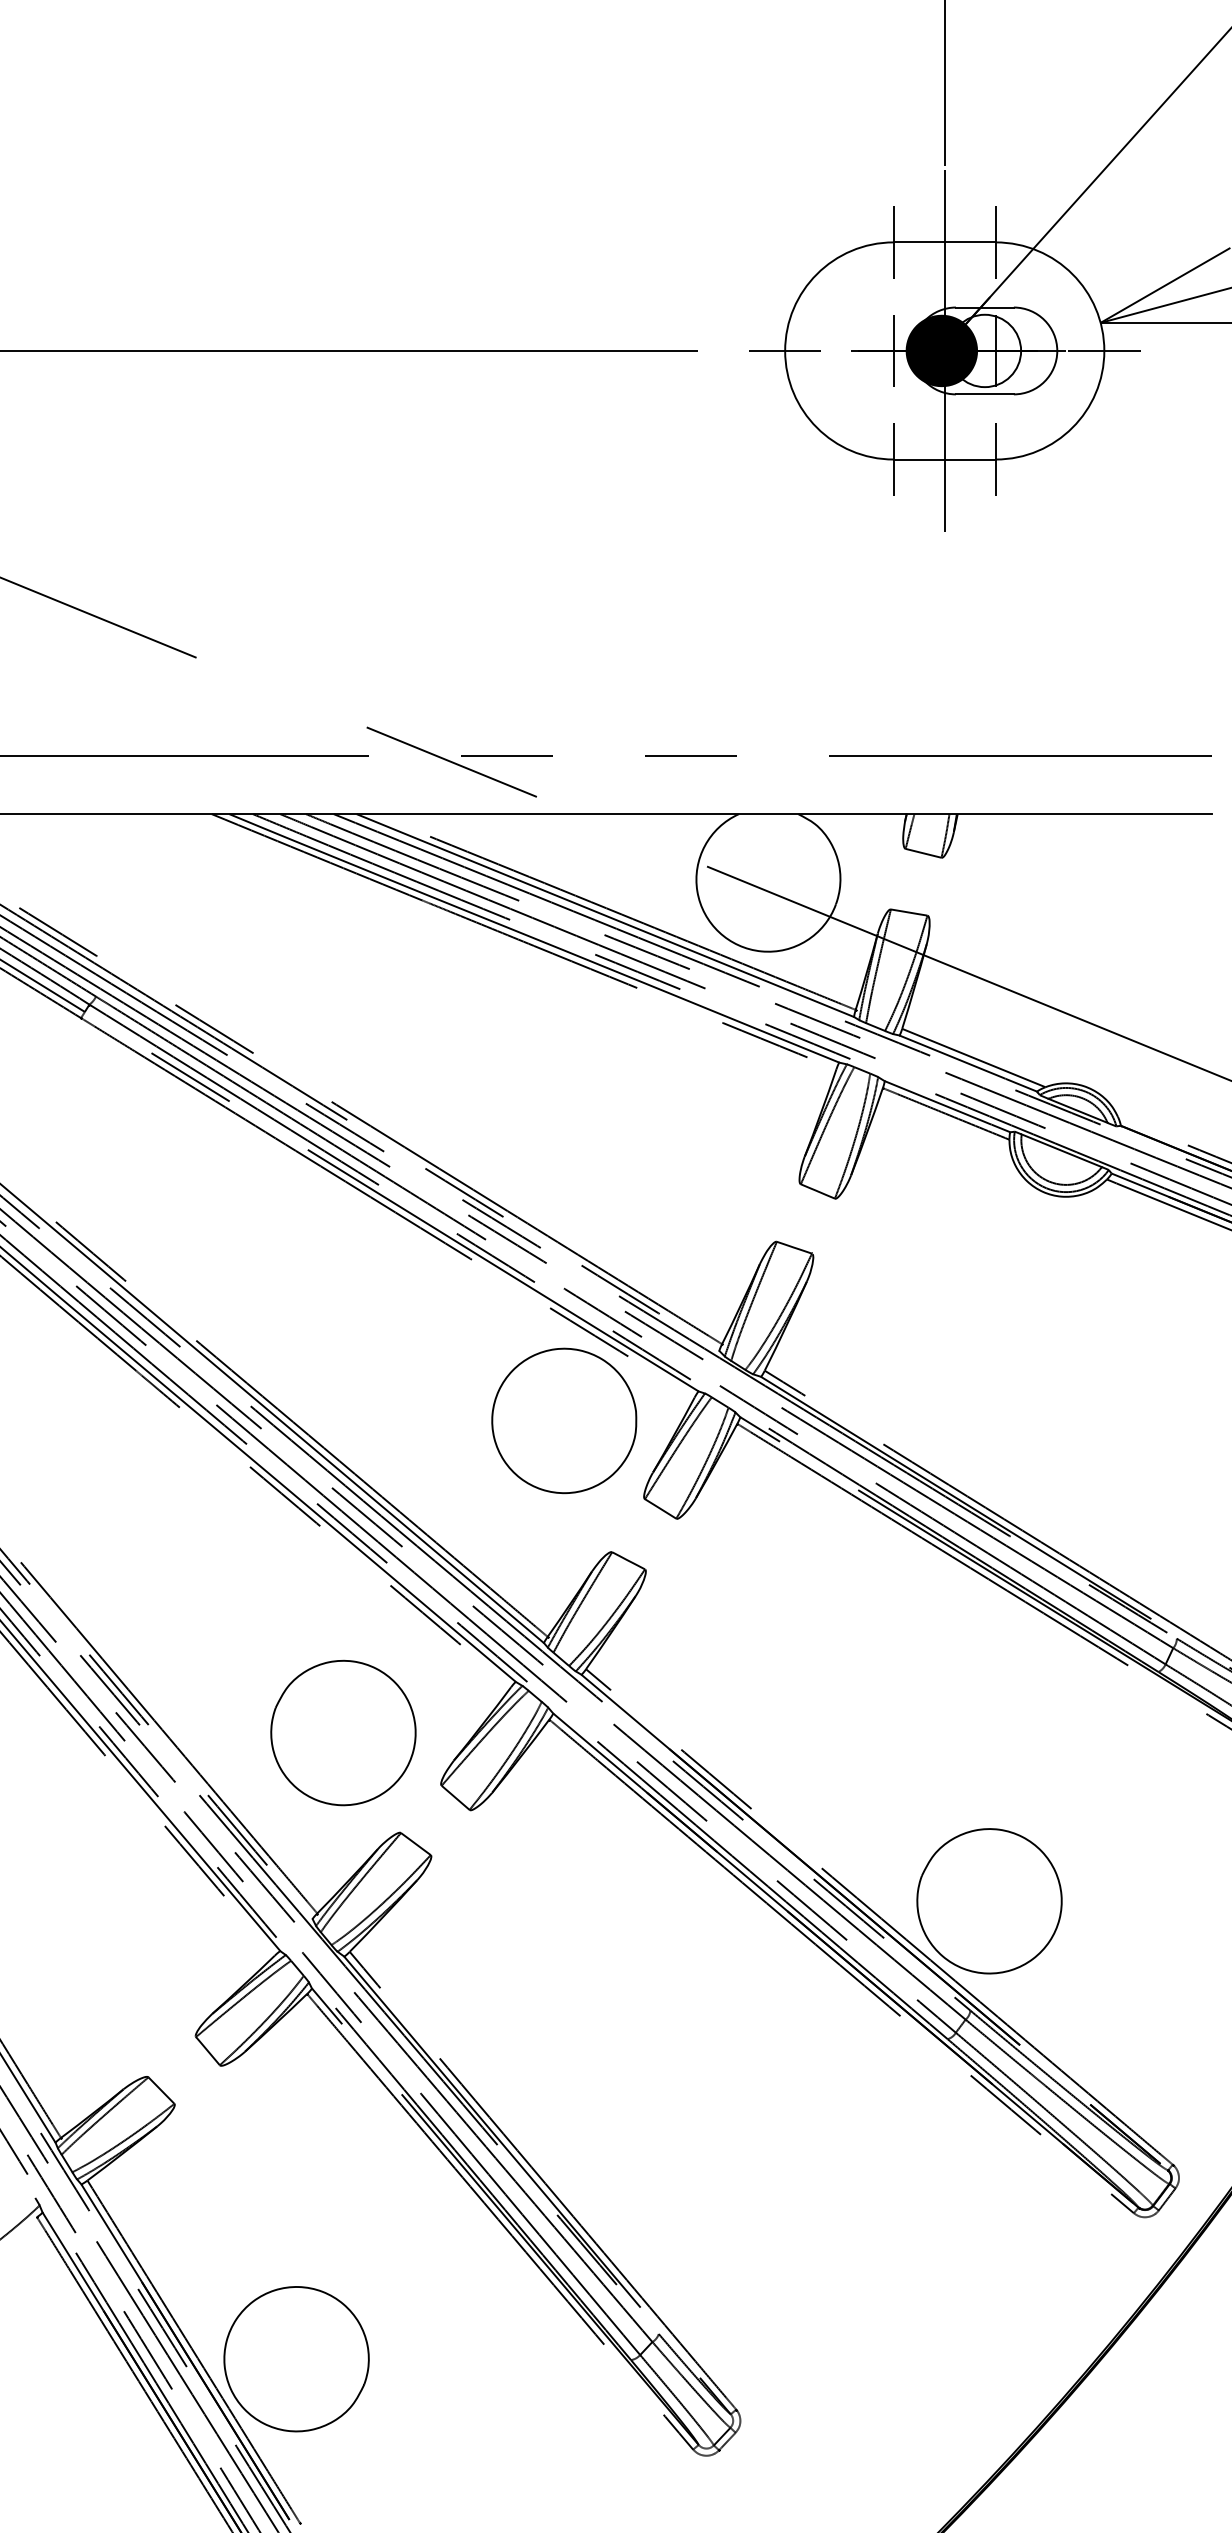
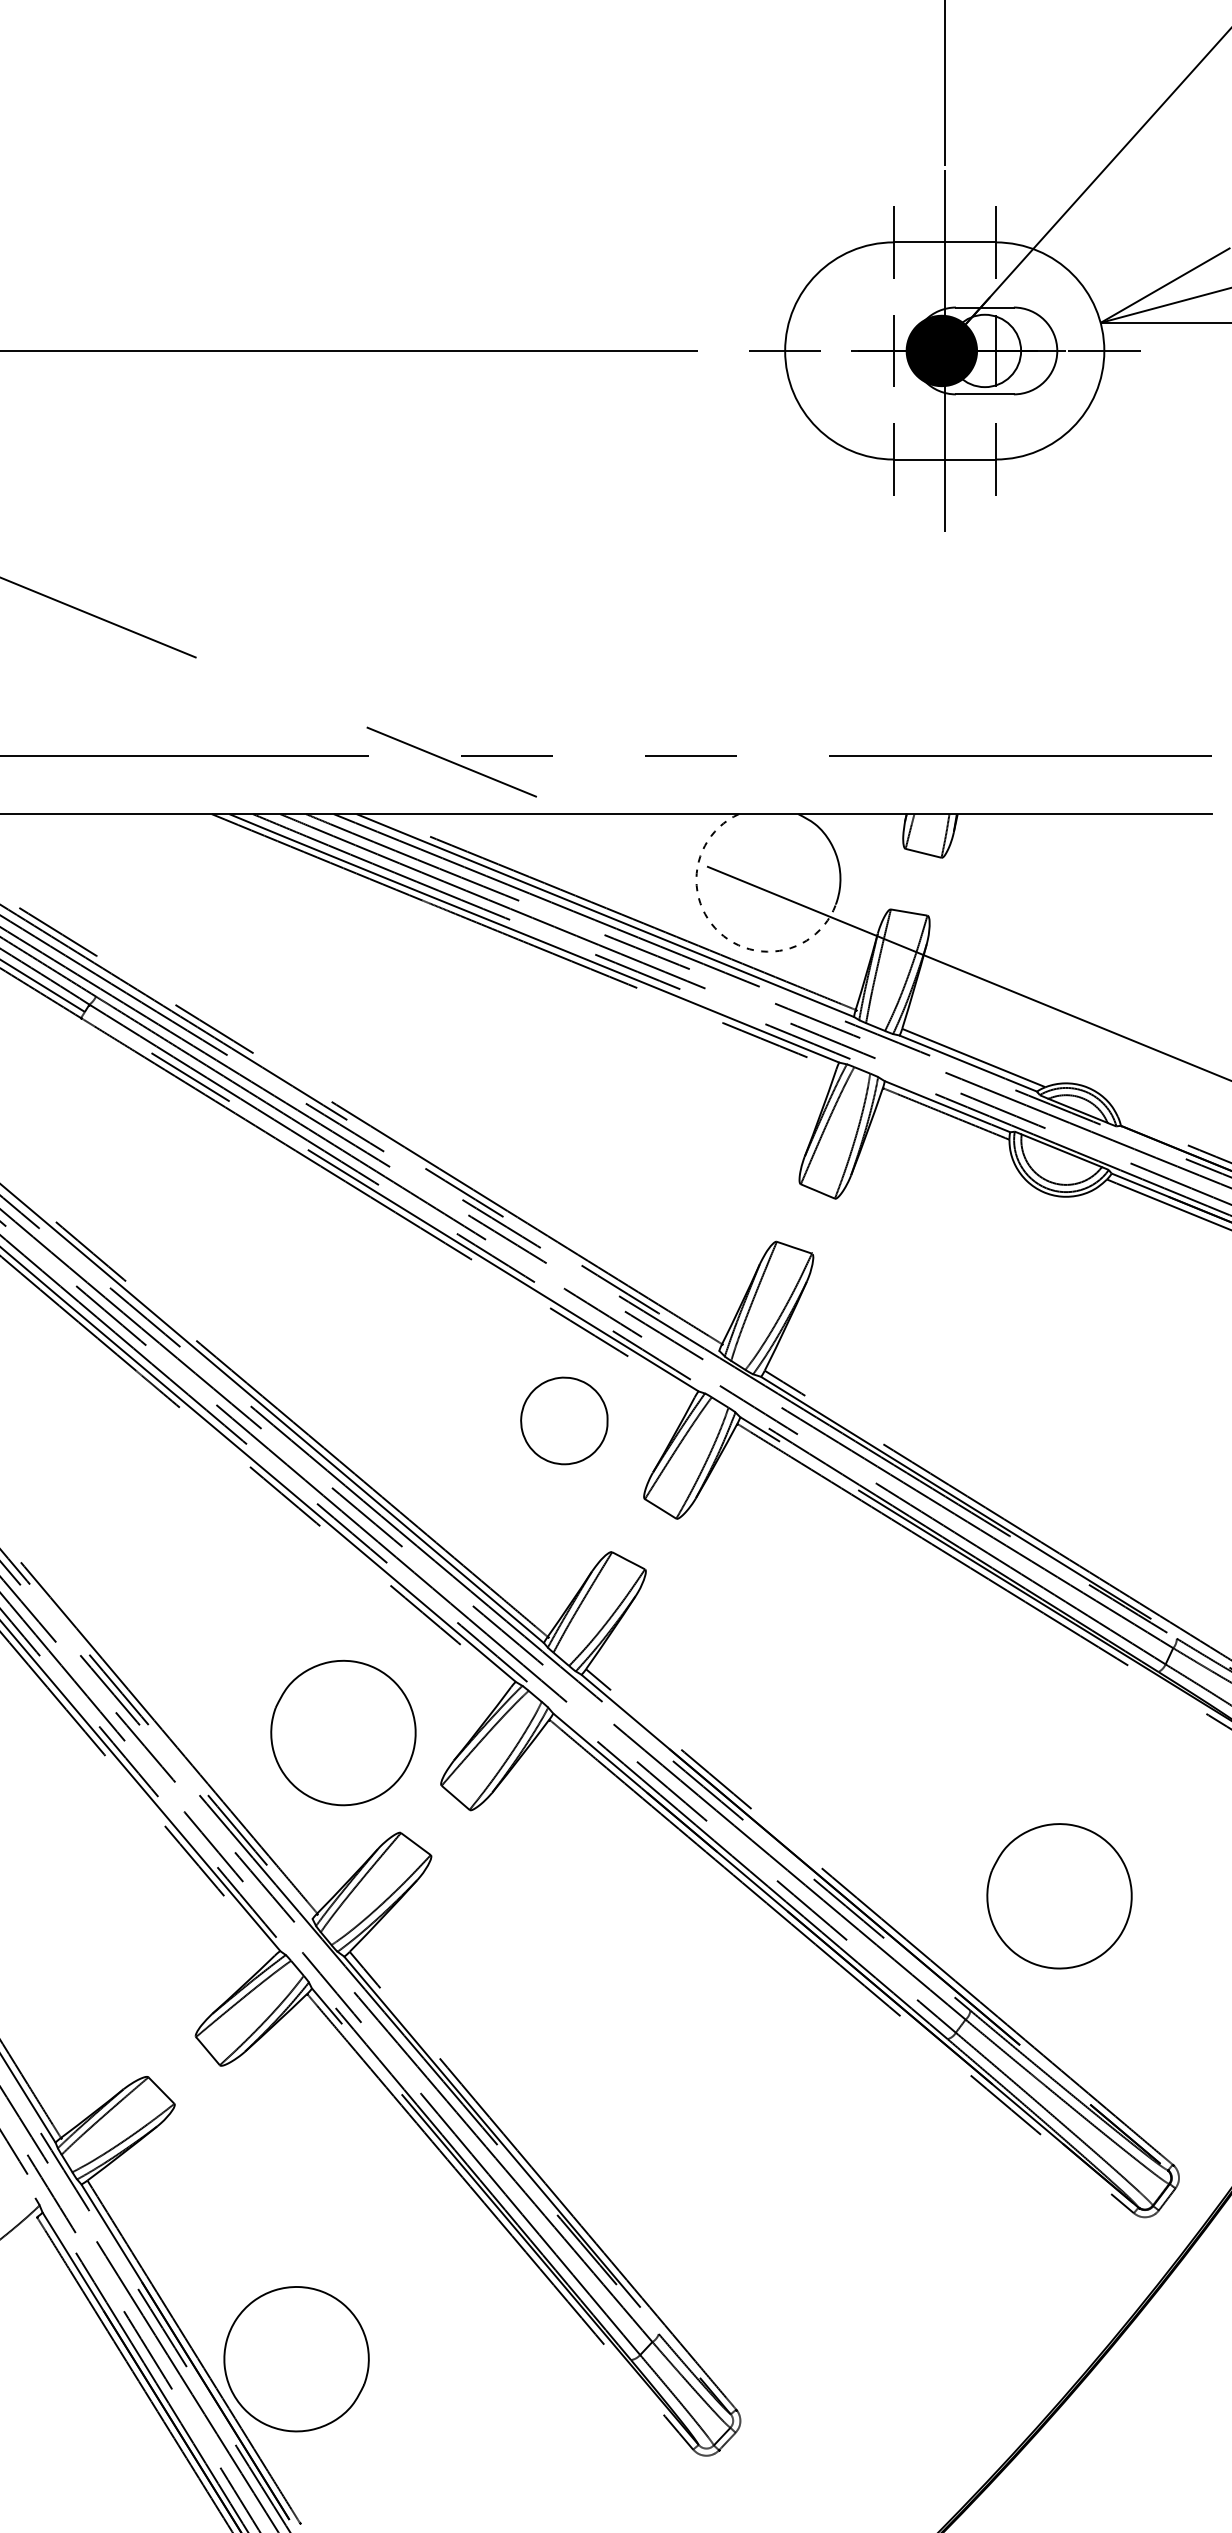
arc: solid -> dashed (719, 932)
part size: 147x148 px -> 89x90 px (564, 1420)
part position: (989, 1901) -> (1059, 1896) (1059, 1896)
